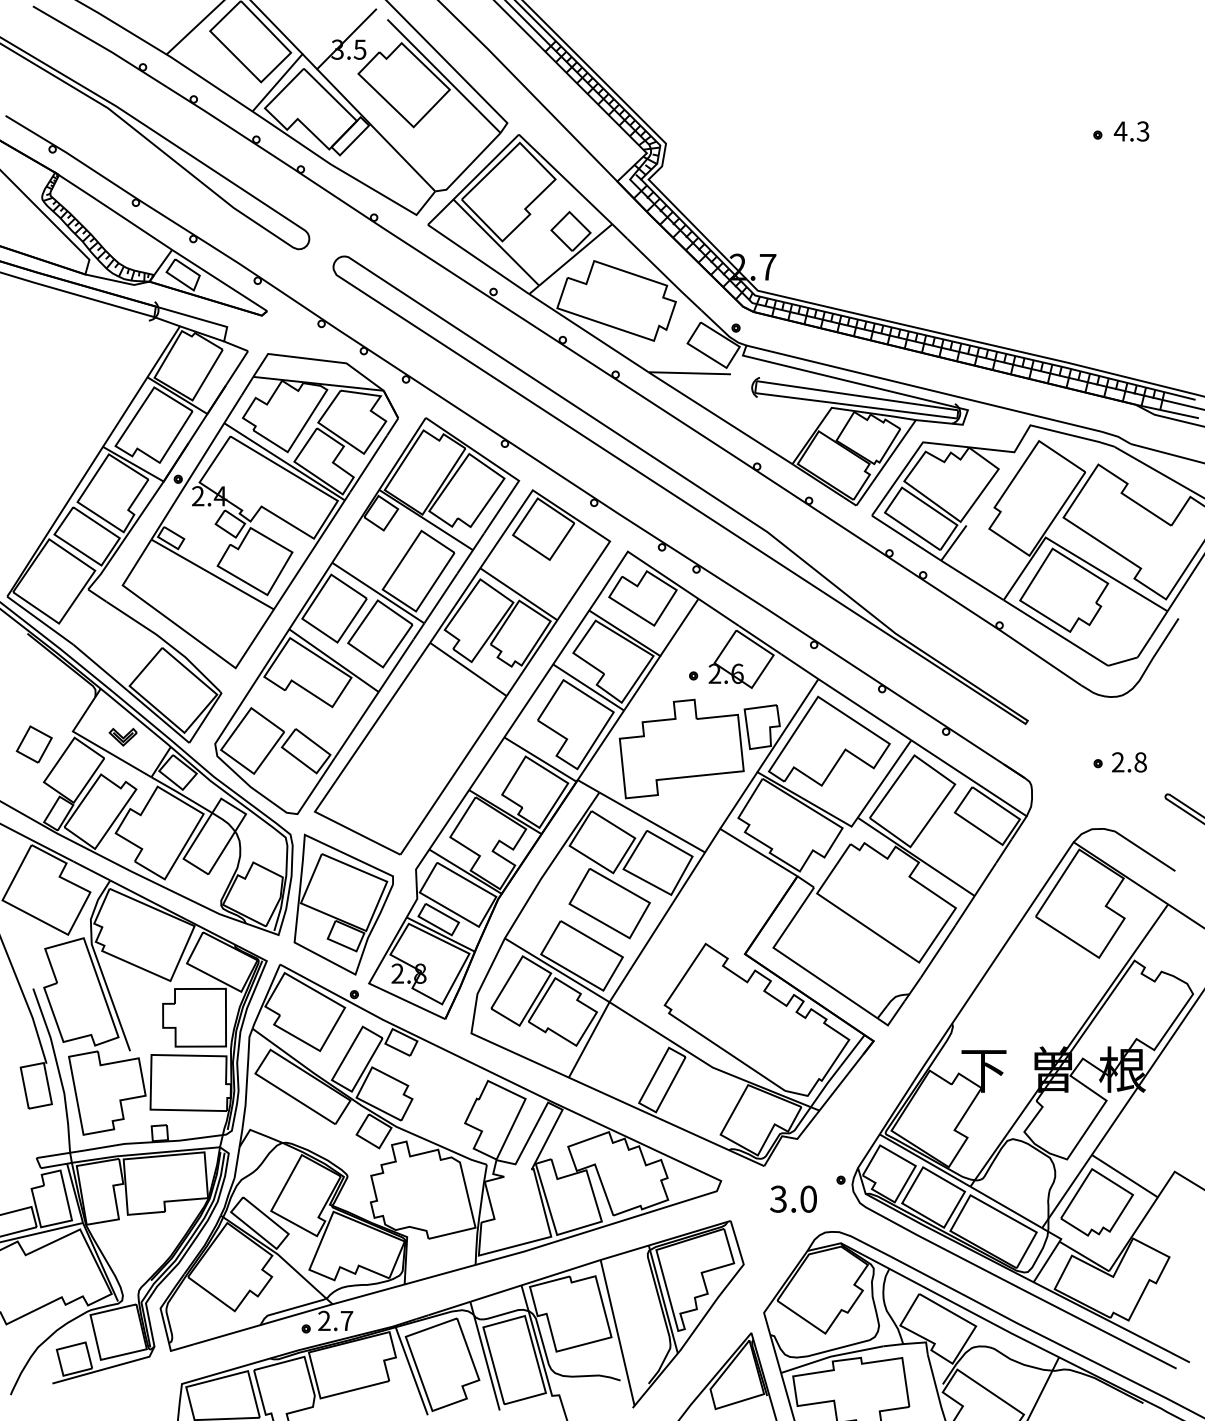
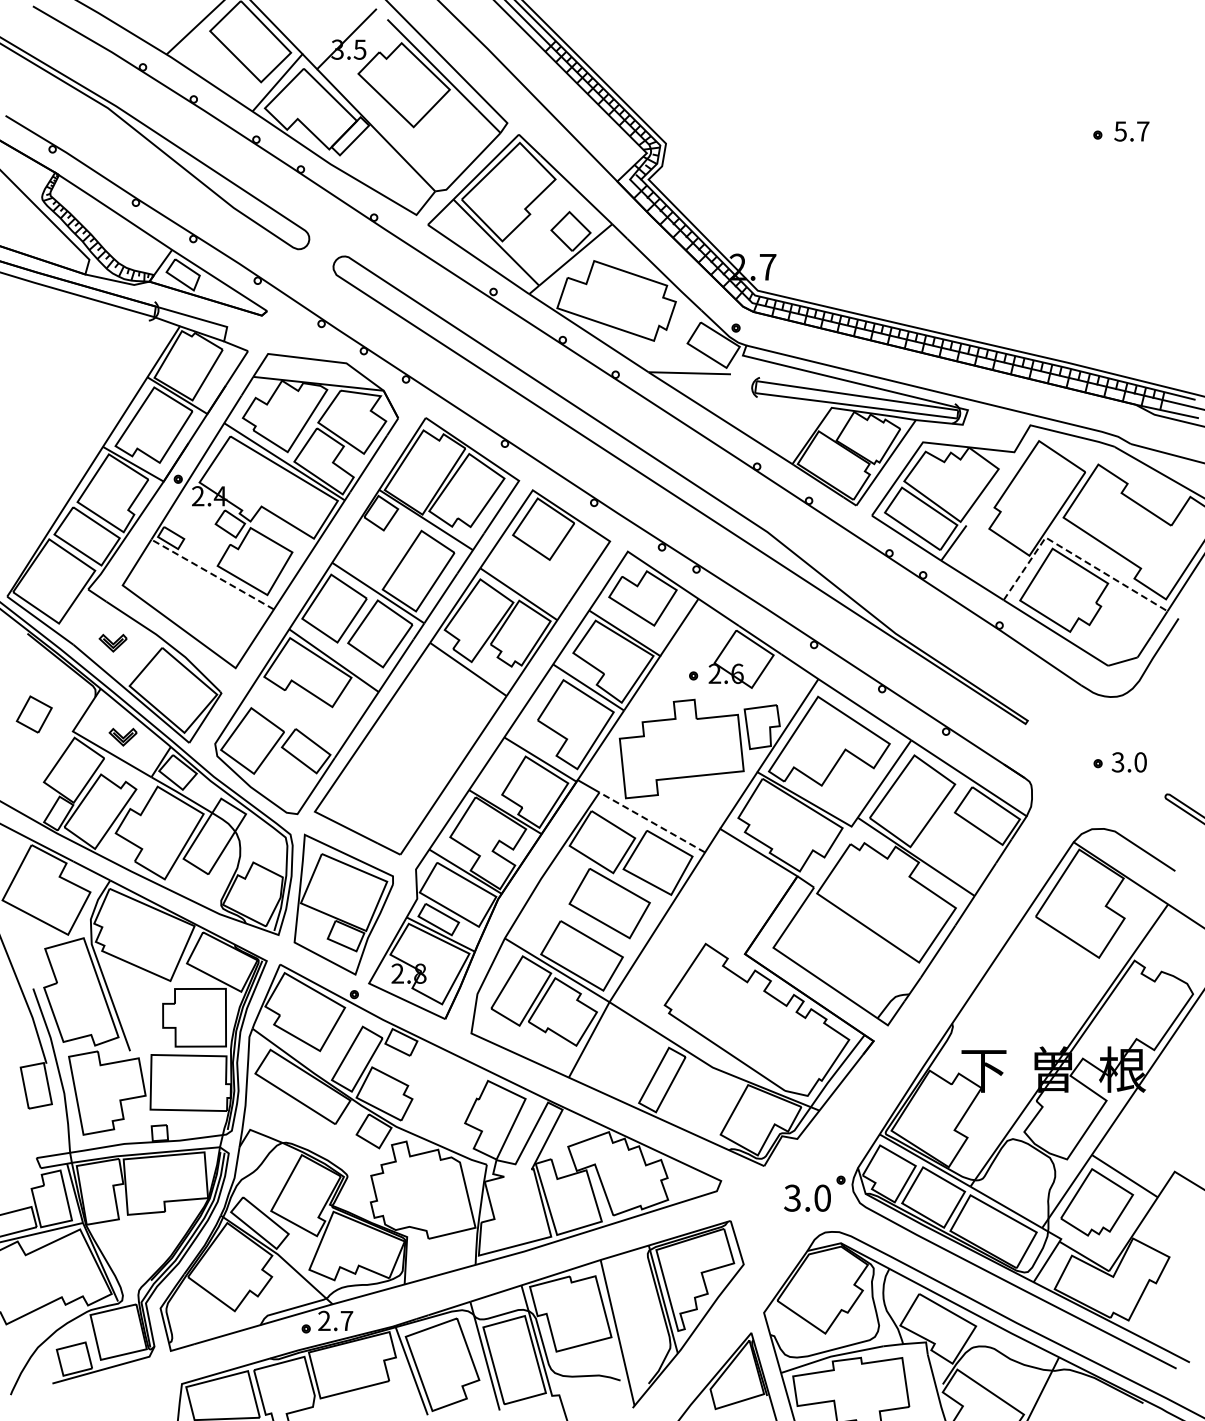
text: 4.3 -> 5.7 (1131, 131)
line: solid -> dashed (1073, 554)
line: solid -> dashed (212, 574)
part: none -> present (112, 642)
part position: (33, 744) -> (33, 714) (33, 714)
text: 2.8 -> 3.0 (1128, 762)
line: solid -> dashed (652, 822)
text position: (793, 1198) -> (807, 1197) (807, 1197)
